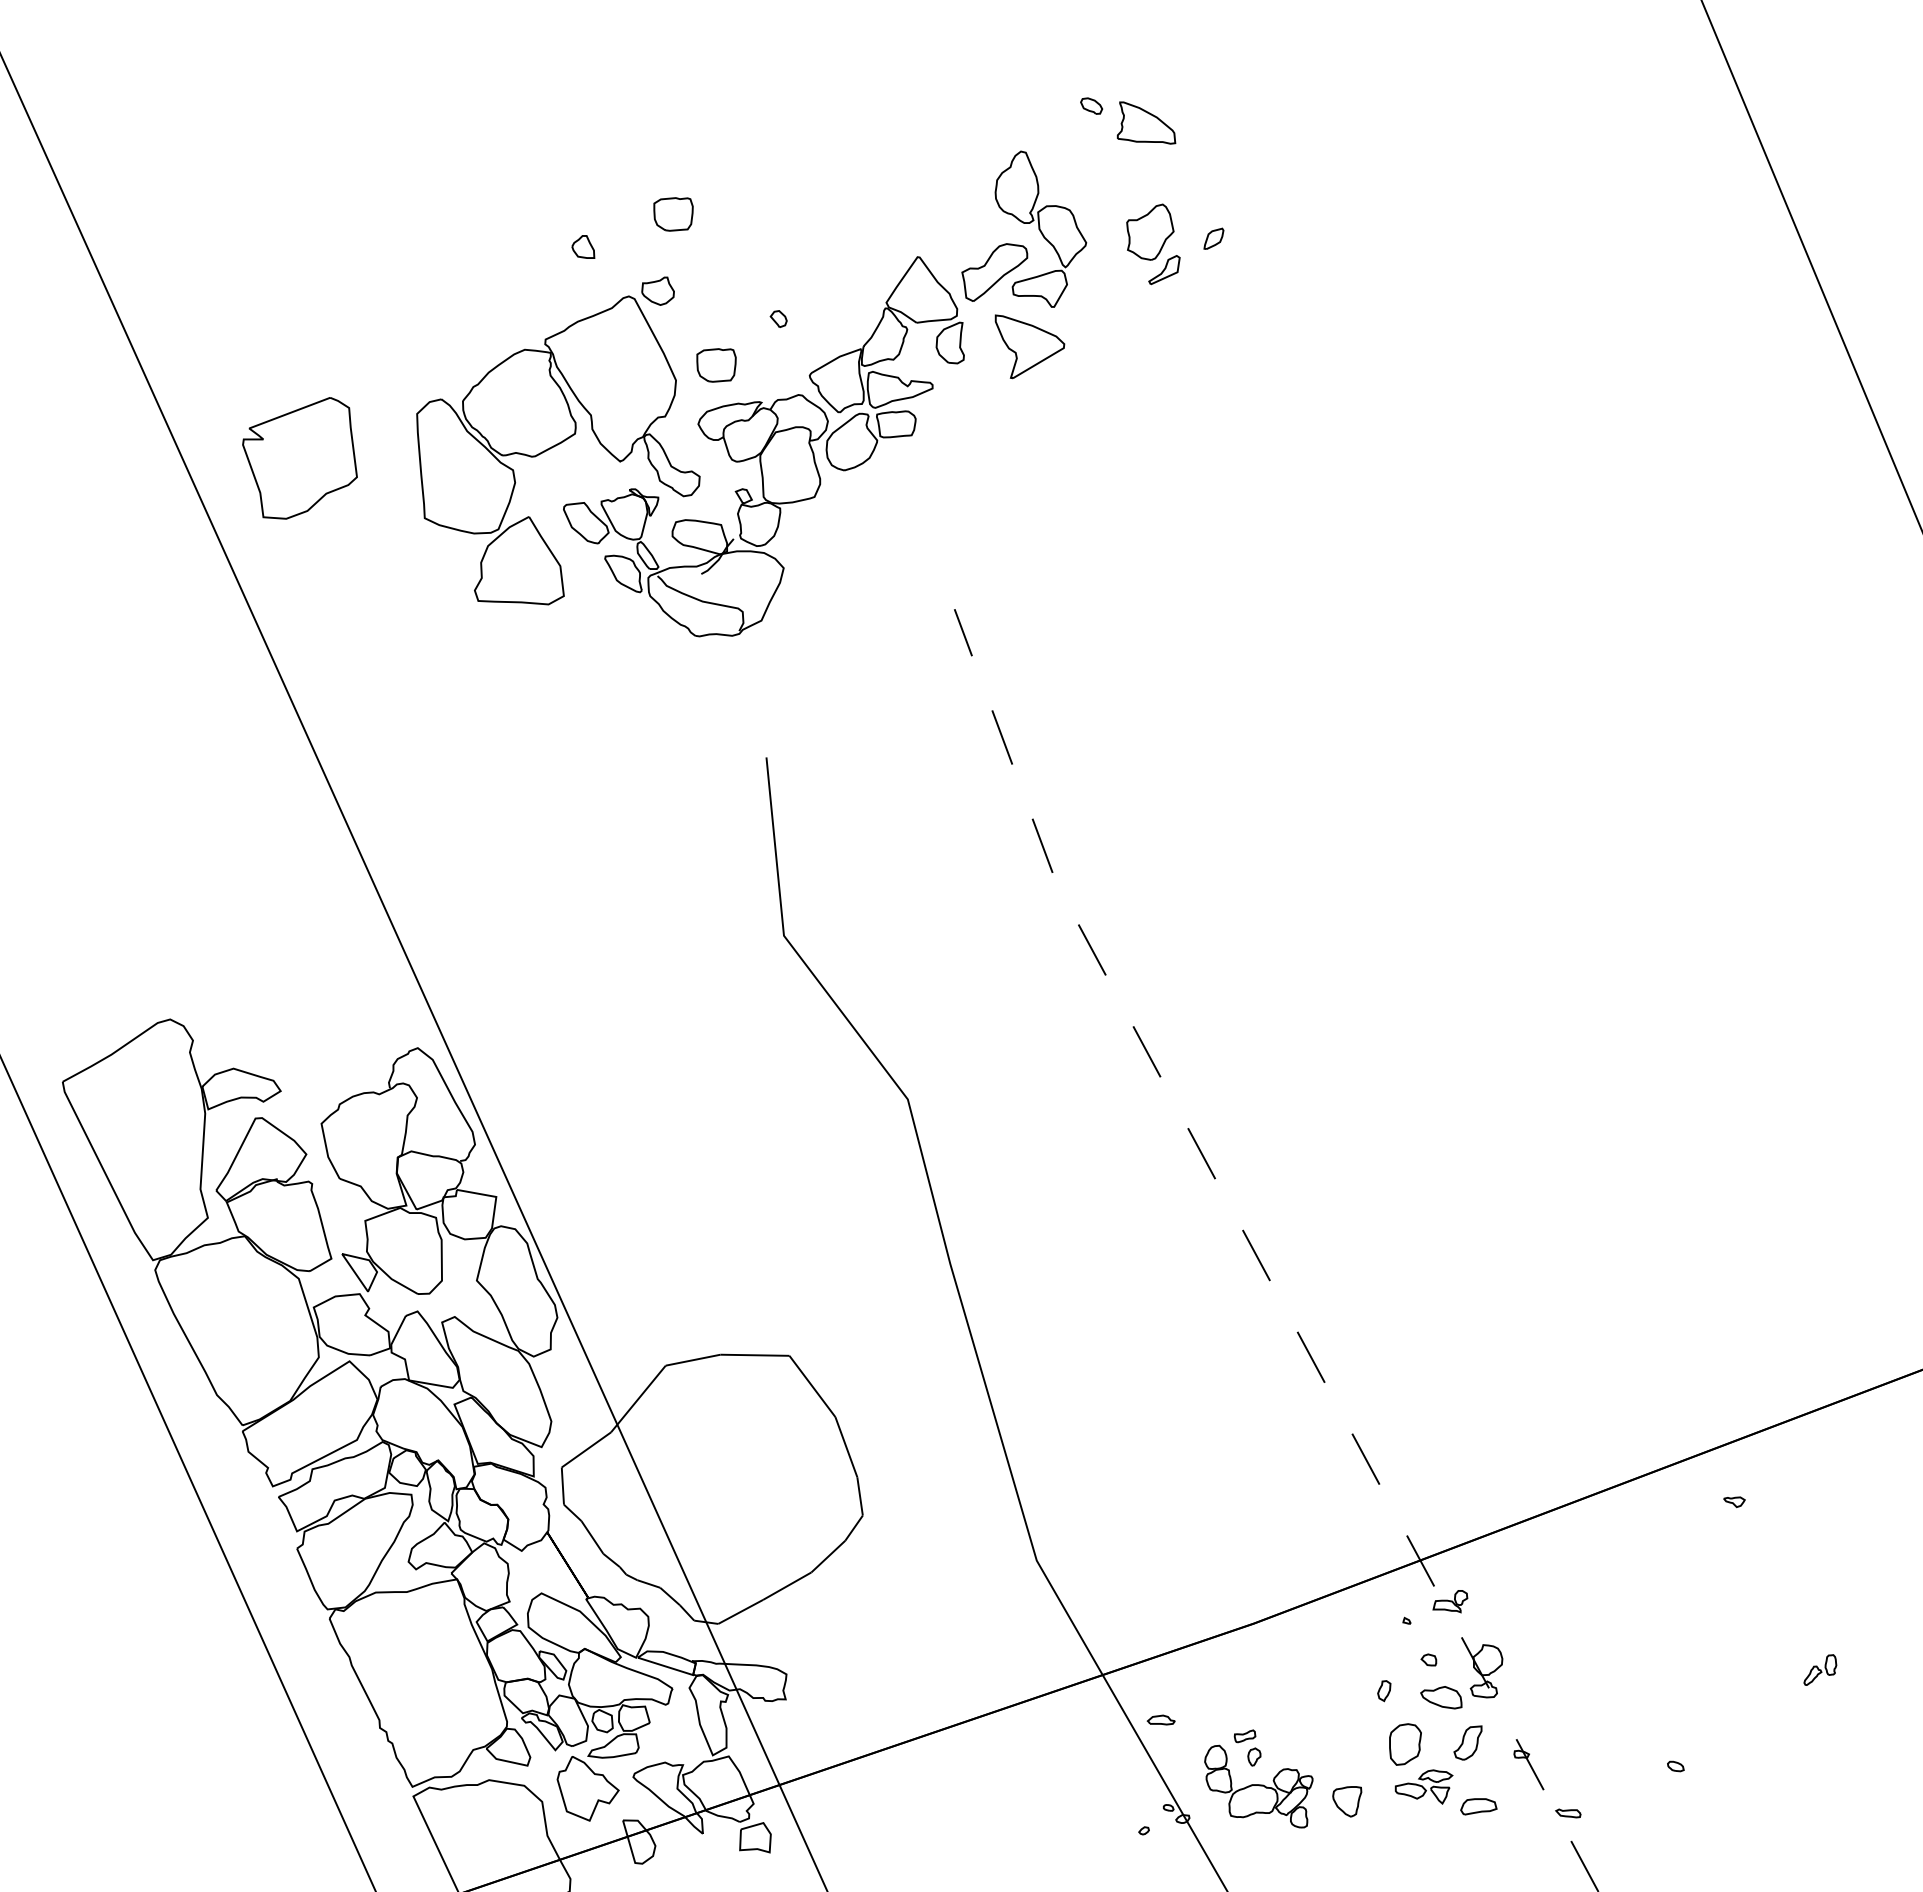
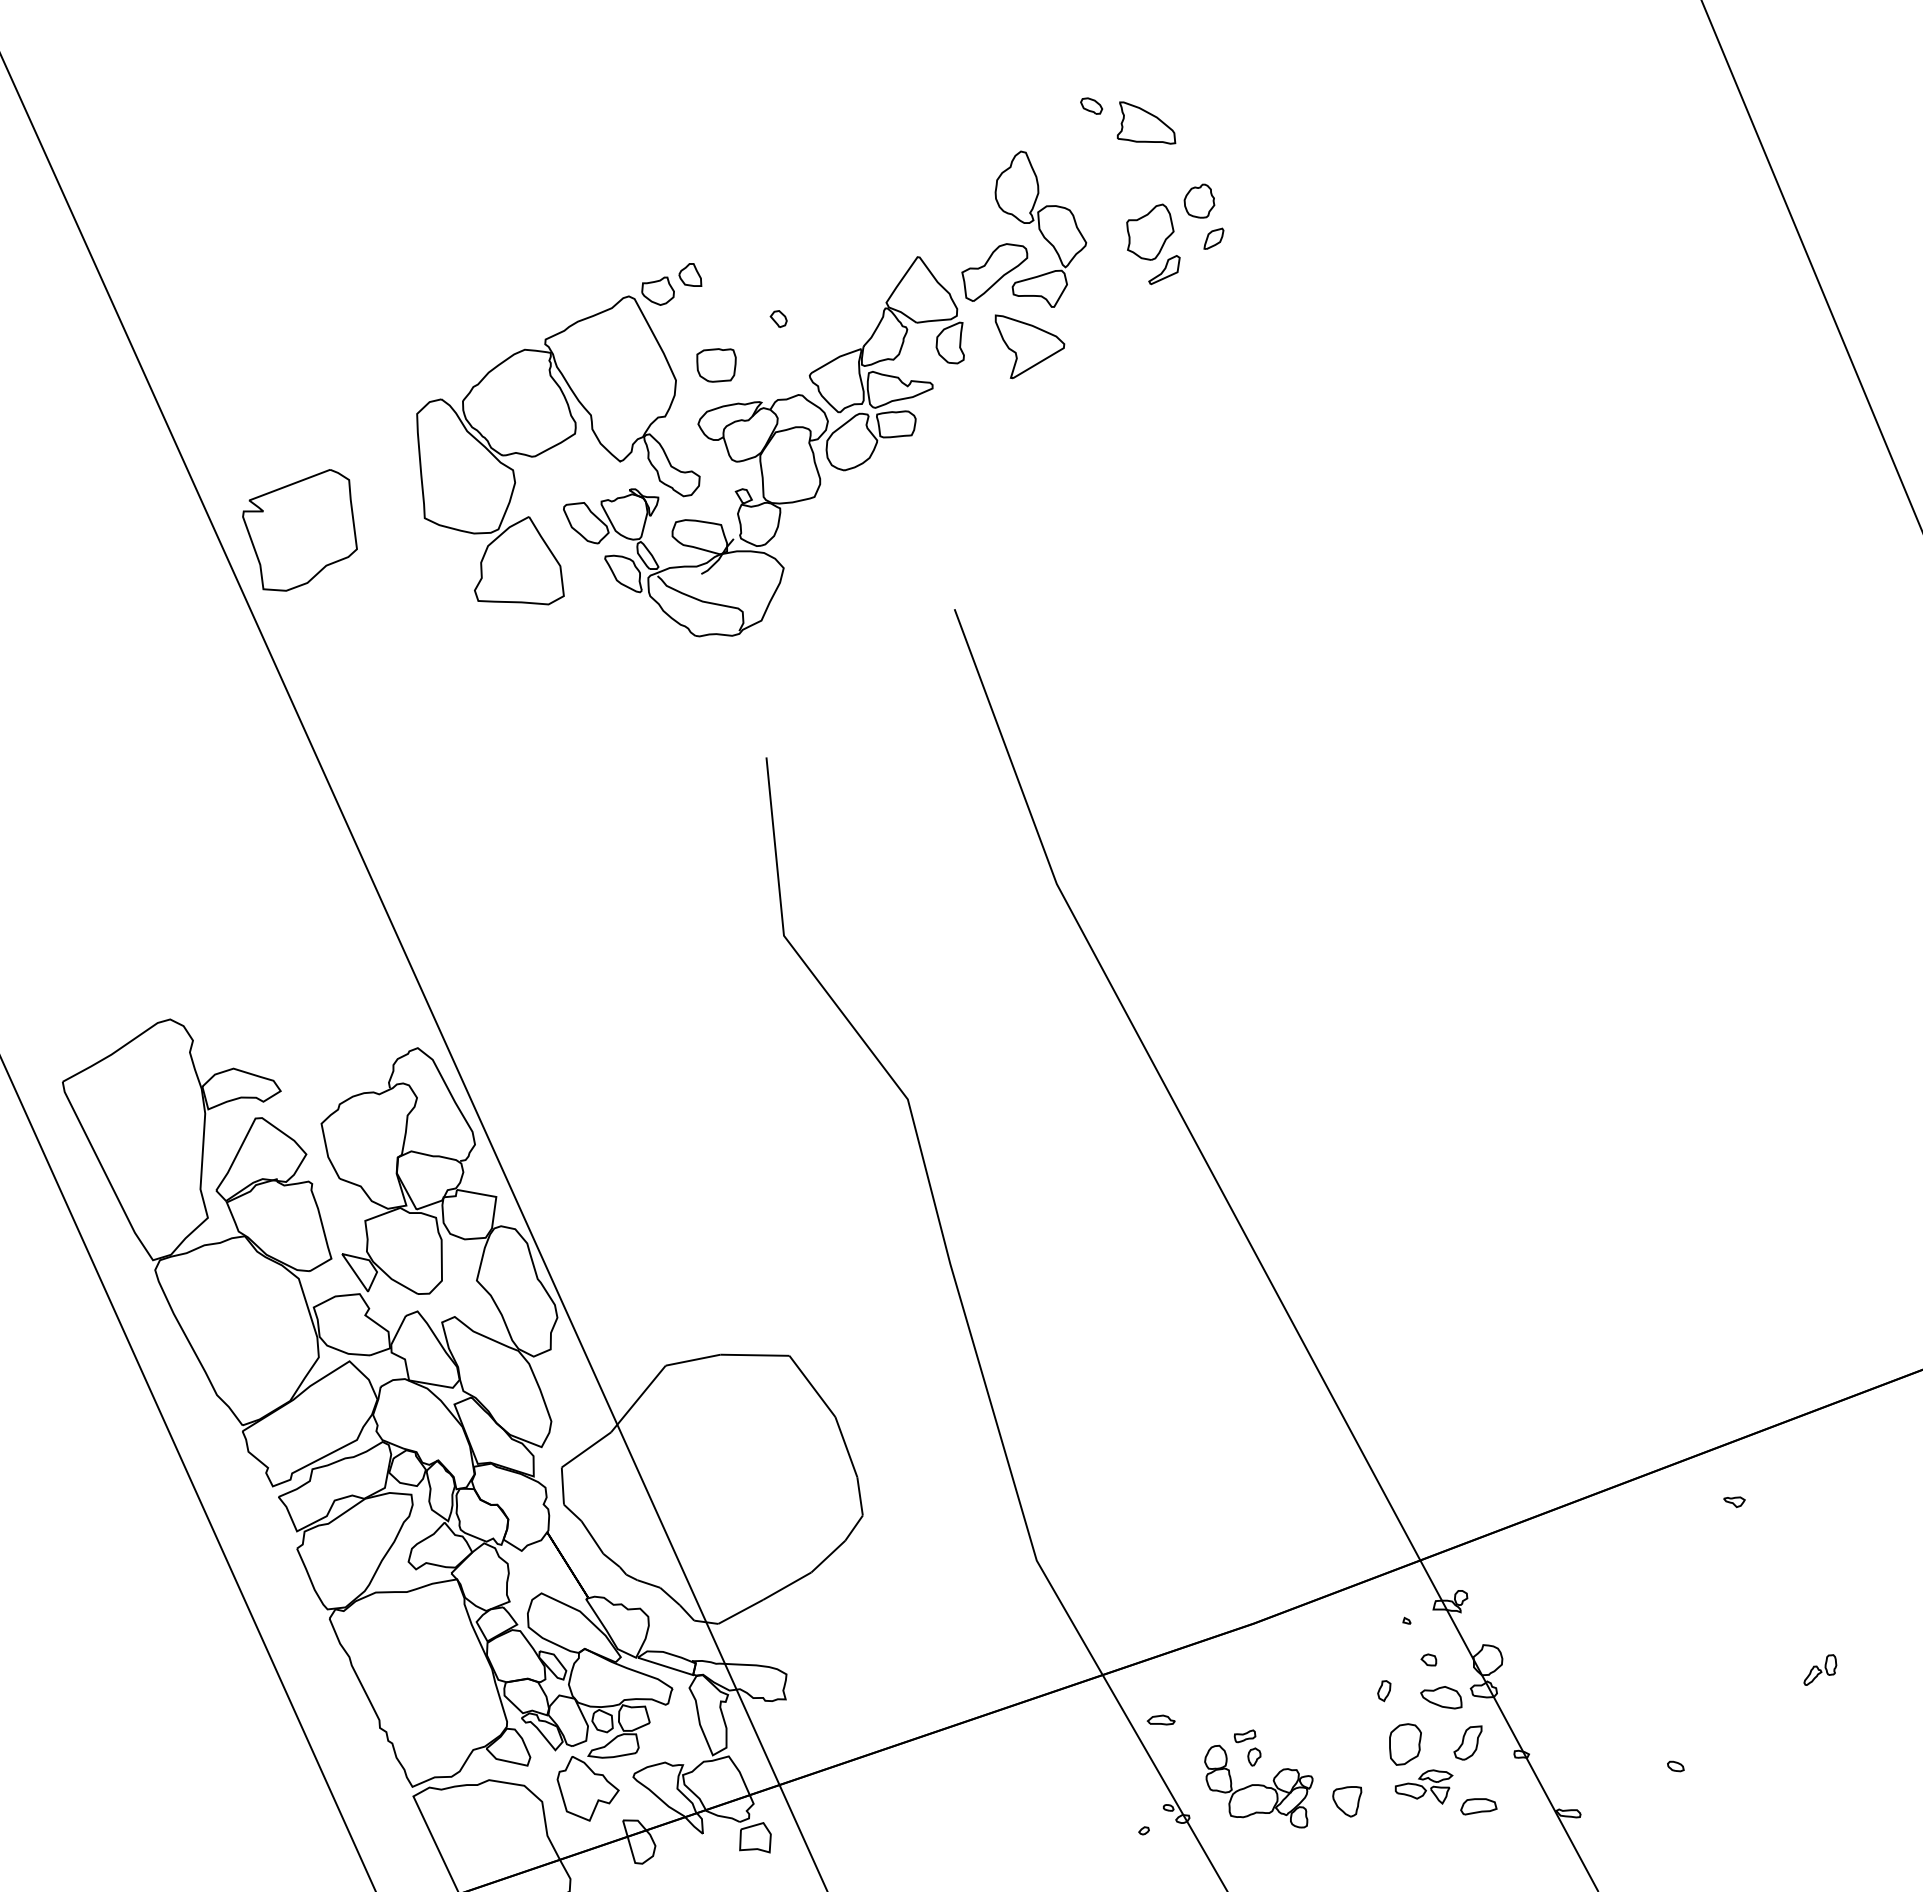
part: none -> present (1199, 200)
part: present -> none (673, 214)
part position: (583, 246) -> (690, 274) (690, 274)
part position: (299, 458) -> (299, 530) (299, 530)
line: dashed -> solid (1257, 1258)
